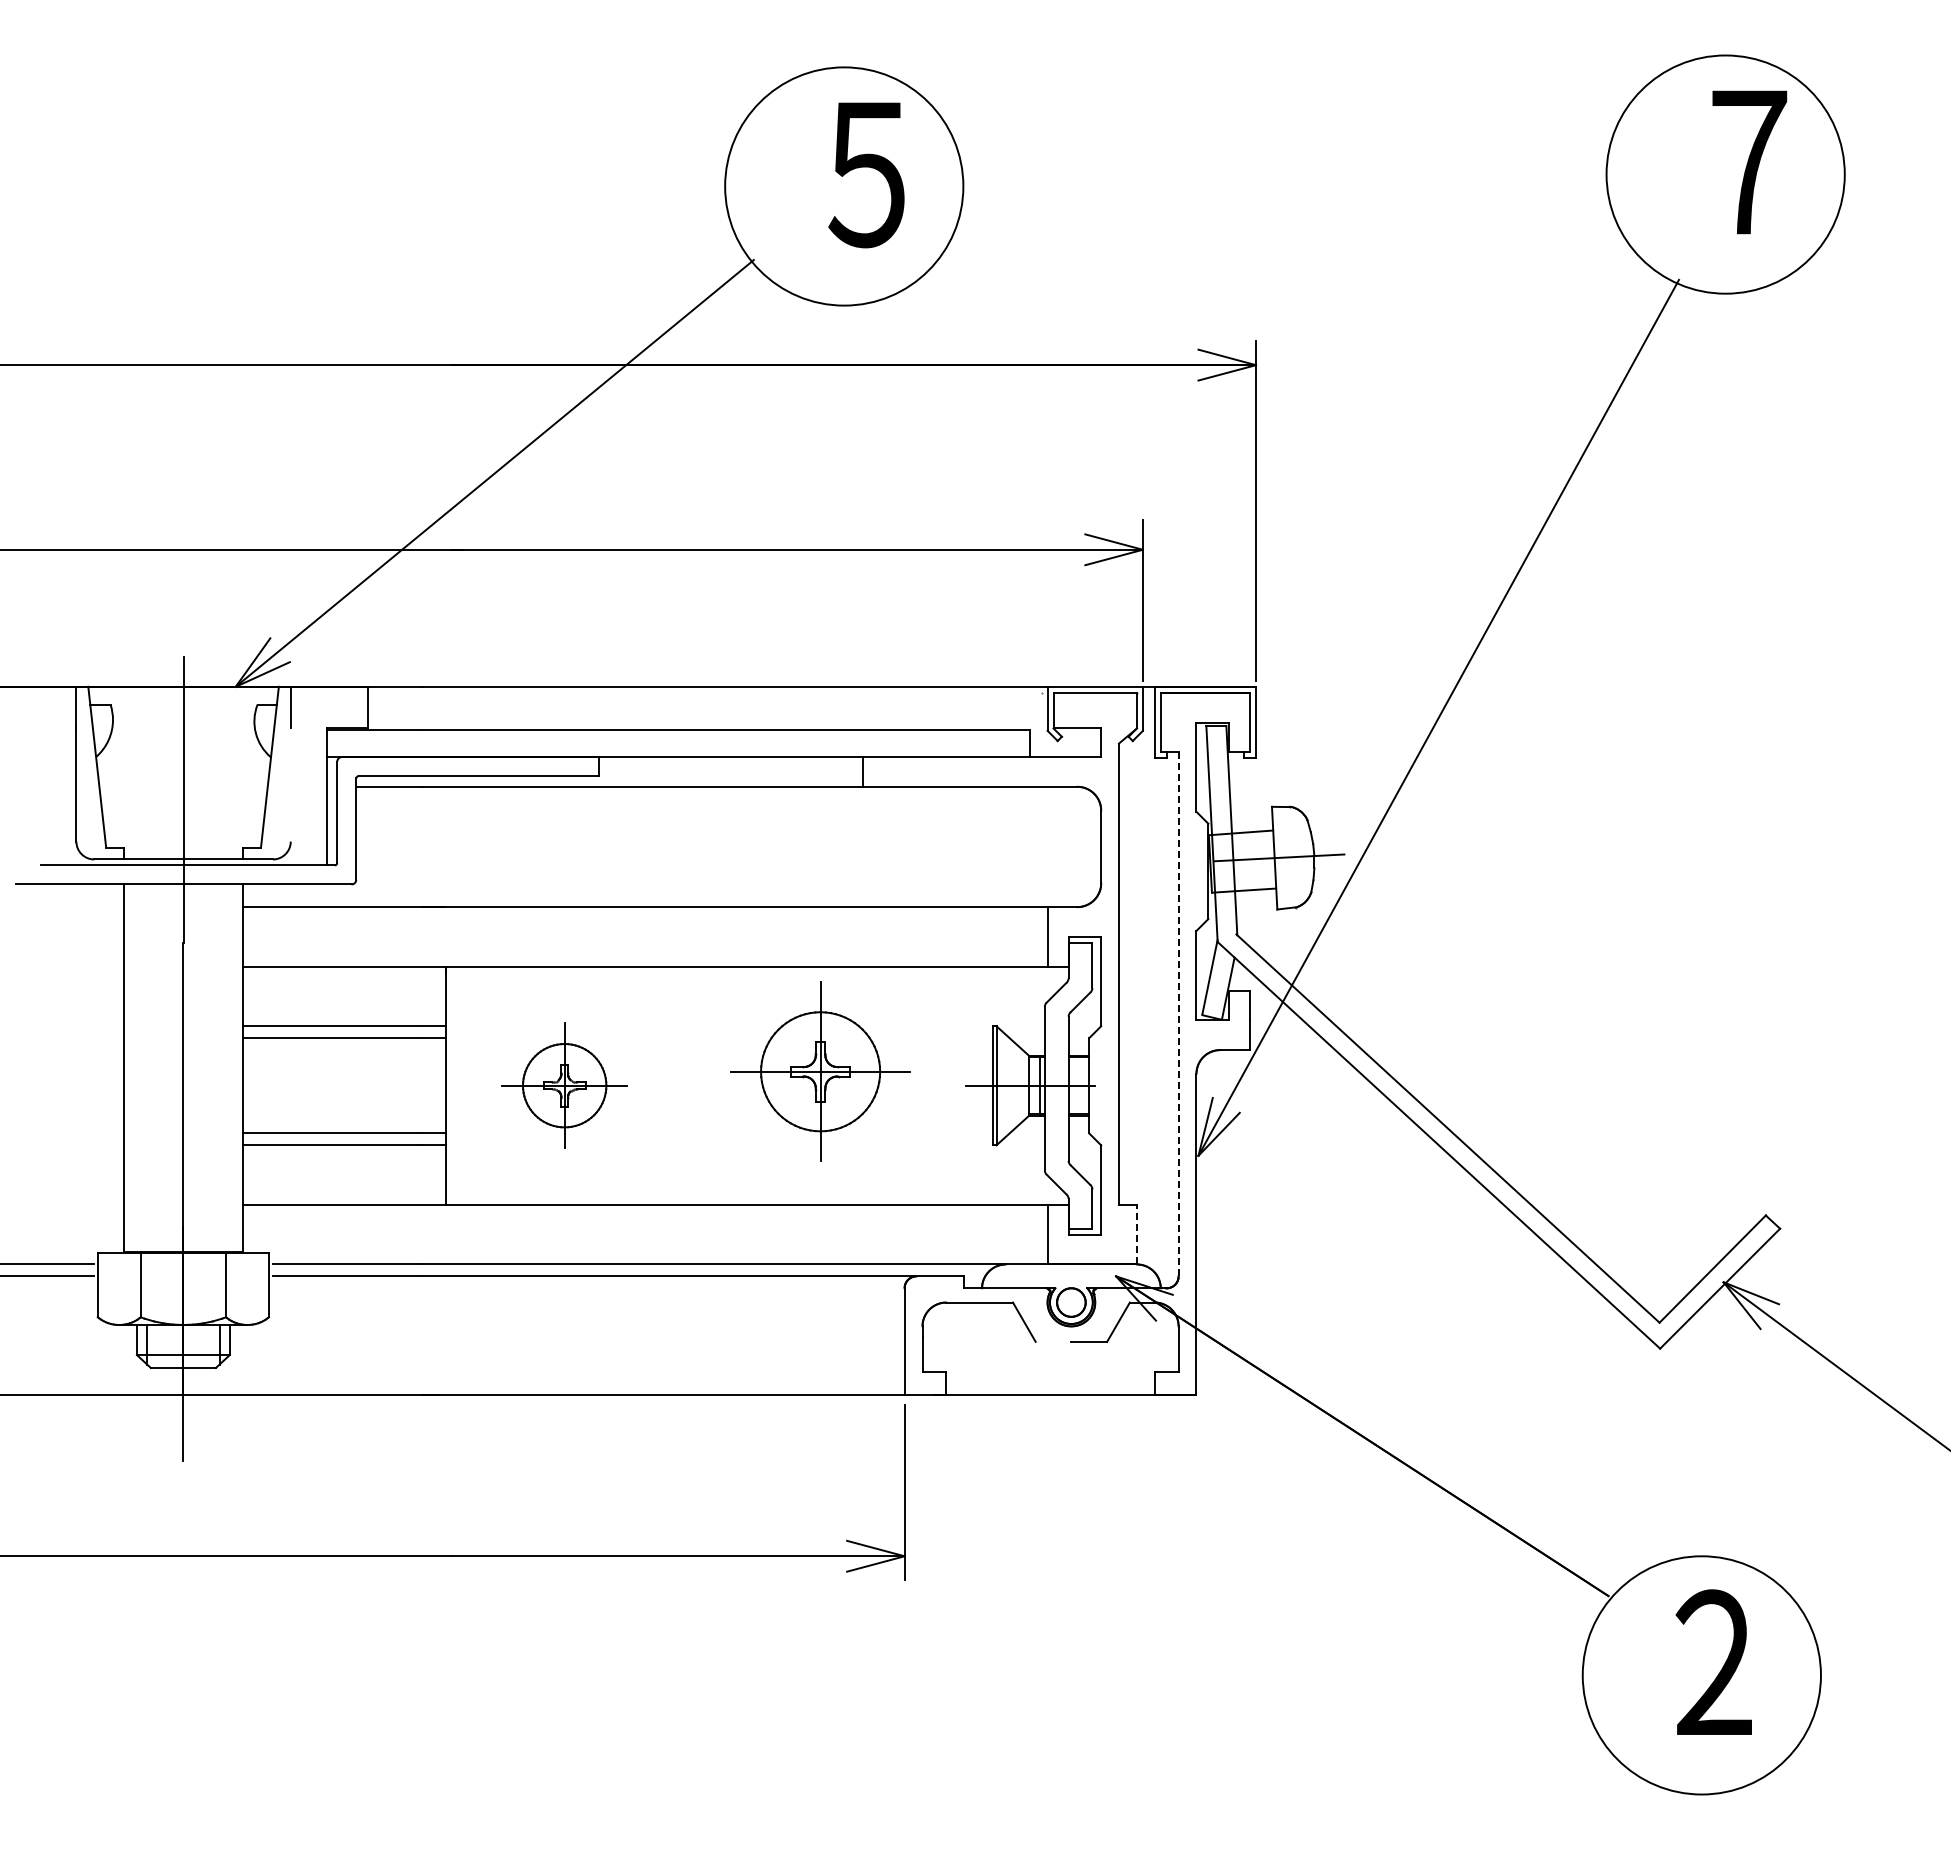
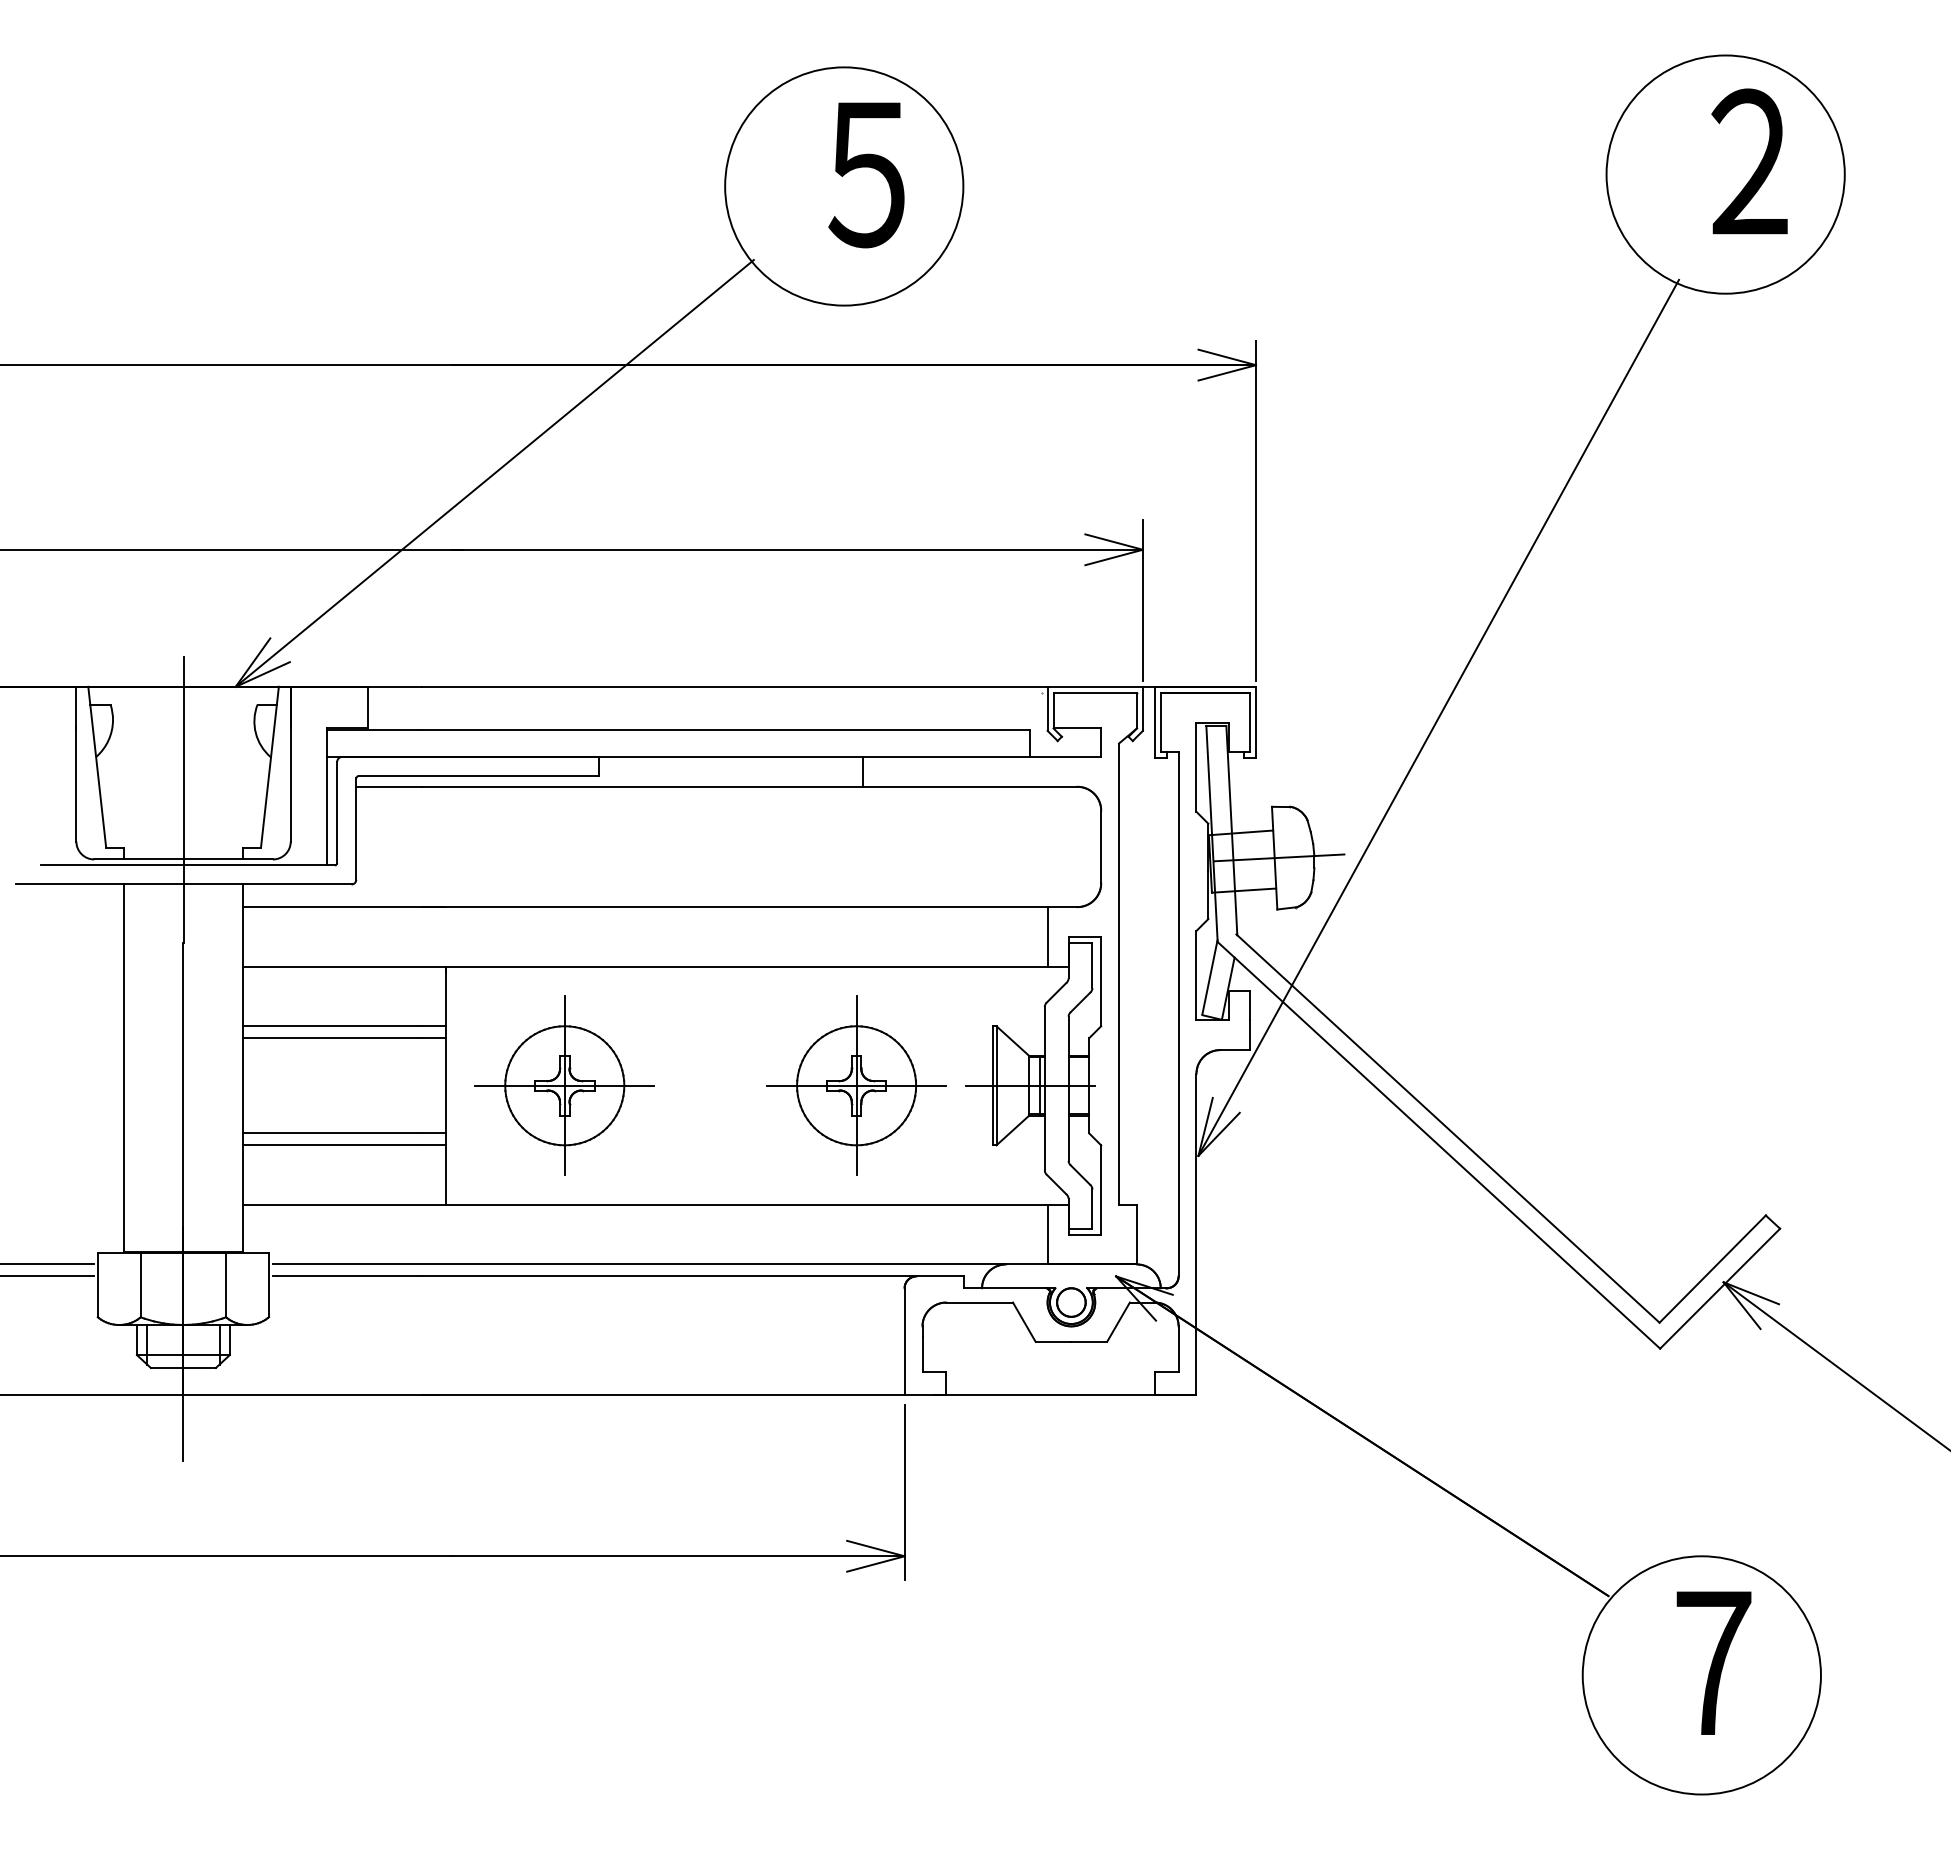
text: ７ -> ２ (1749, 161)
line: none -> present (290, 763)
line: dashed -> solid (1178, 1014)
part position: (820, 1071) -> (856, 1085) (856, 1085)
part size: 127x127 px -> 181x181 px (564, 1085)
line: dashed -> solid (1136, 1234)
line: none -> present (1053, 1341)
text: ２ -> ７ (1713, 1661)
